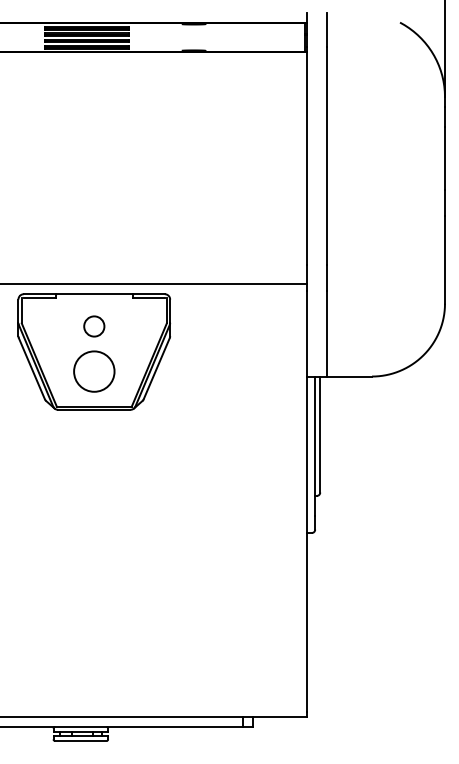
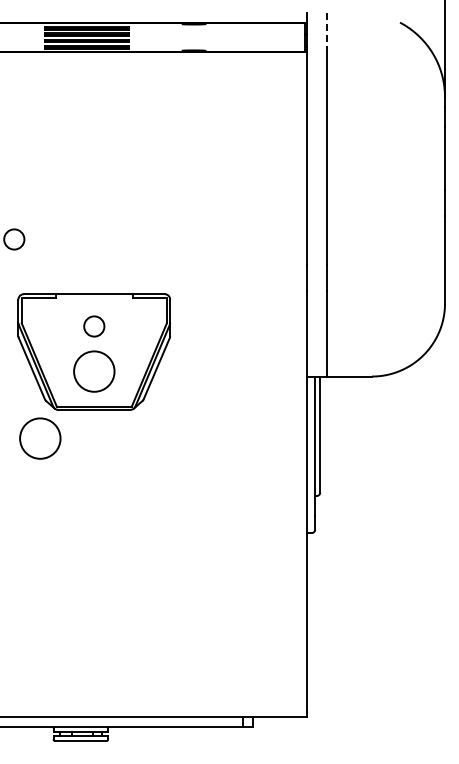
line: solid -> dashed (326, 30)
part: none -> present (14, 239)
line: present -> none (154, 283)
part: none -> present (40, 438)
